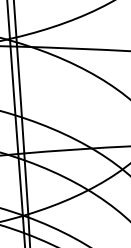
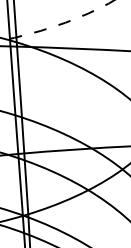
circle: solid -> dashed (57, 20)
